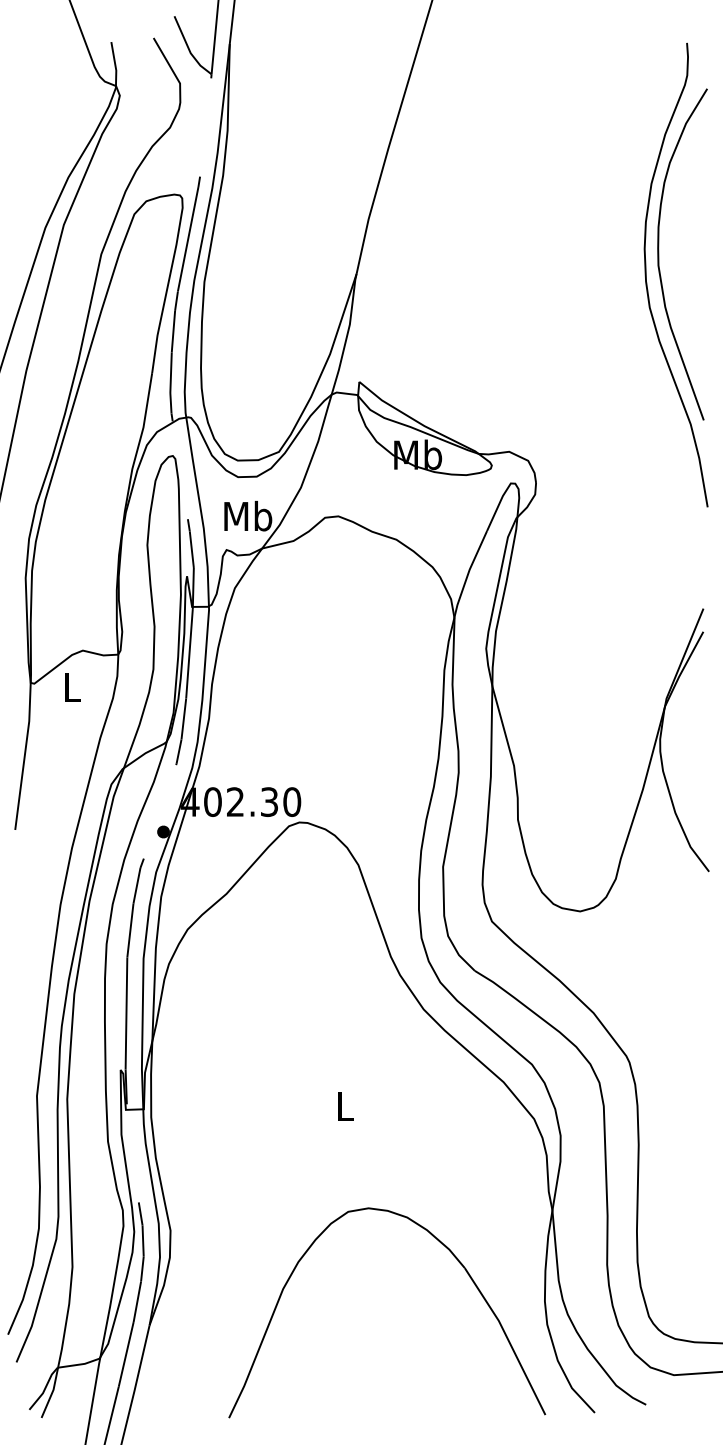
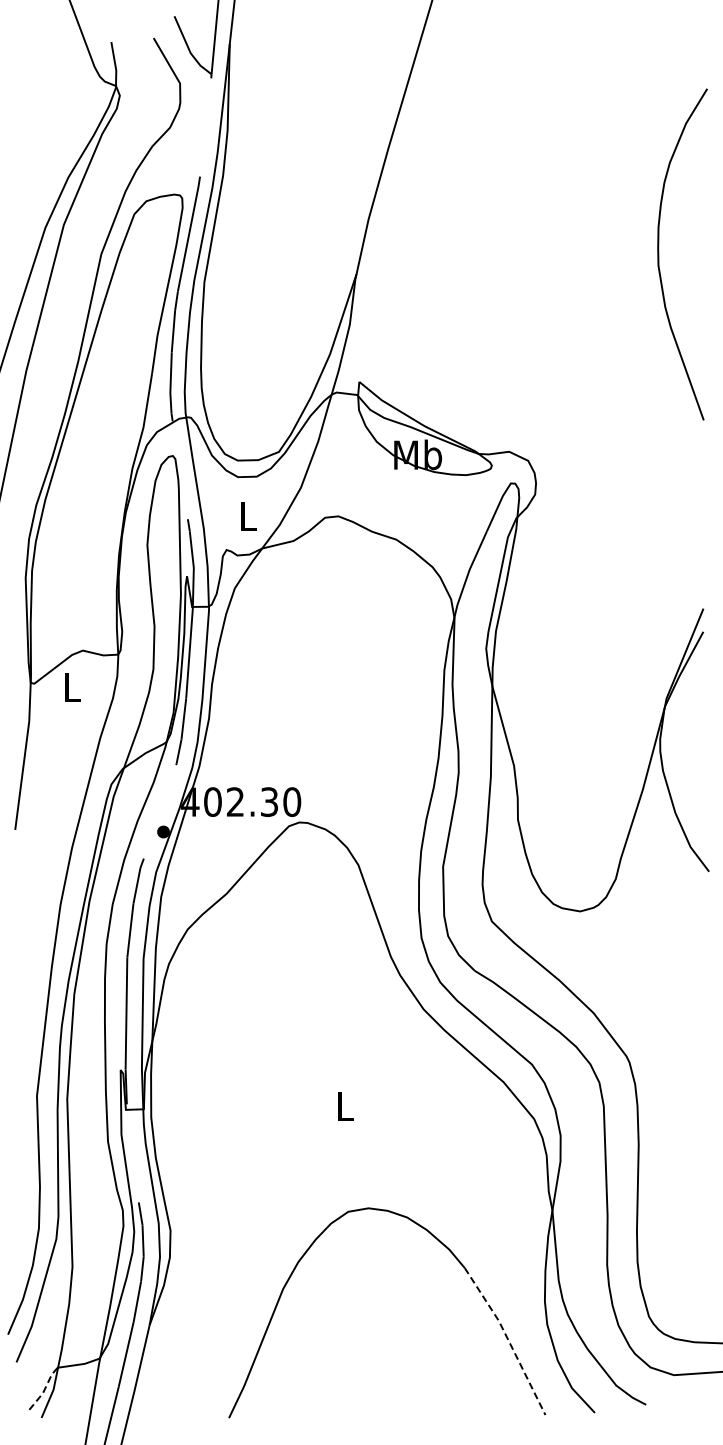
curve: present -> none (646, 274)
text: Mb -> L (248, 515)
line: solid -> dashed (508, 1339)
line: solid -> dashed (44, 1389)
